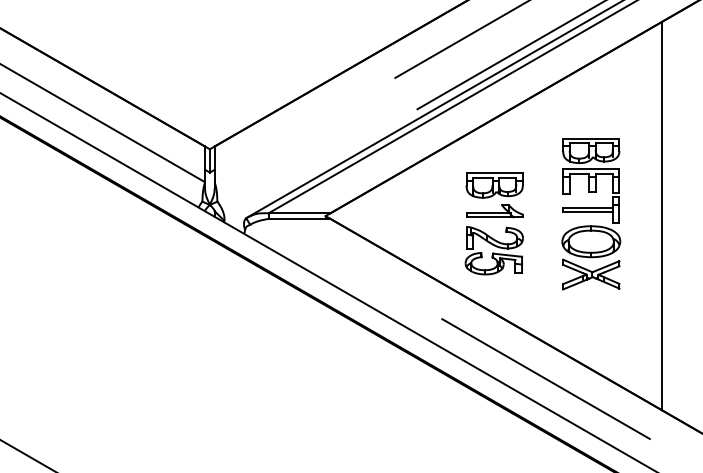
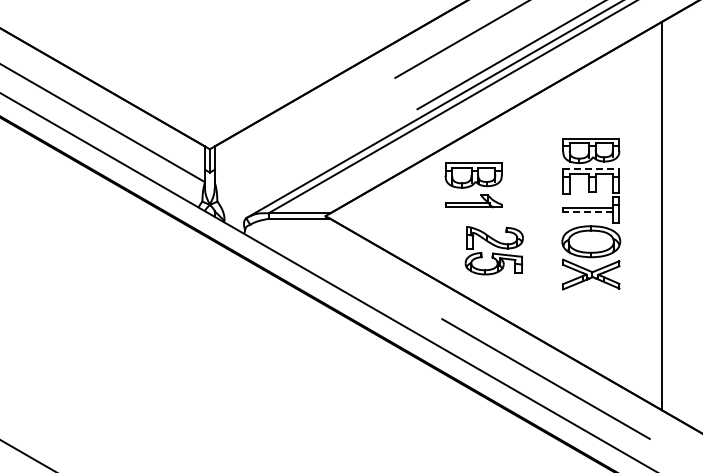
line: solid -> dashed (591, 169)
part position: (494, 195) -> (473, 185) (473, 185)
line: solid -> dashed (587, 212)
